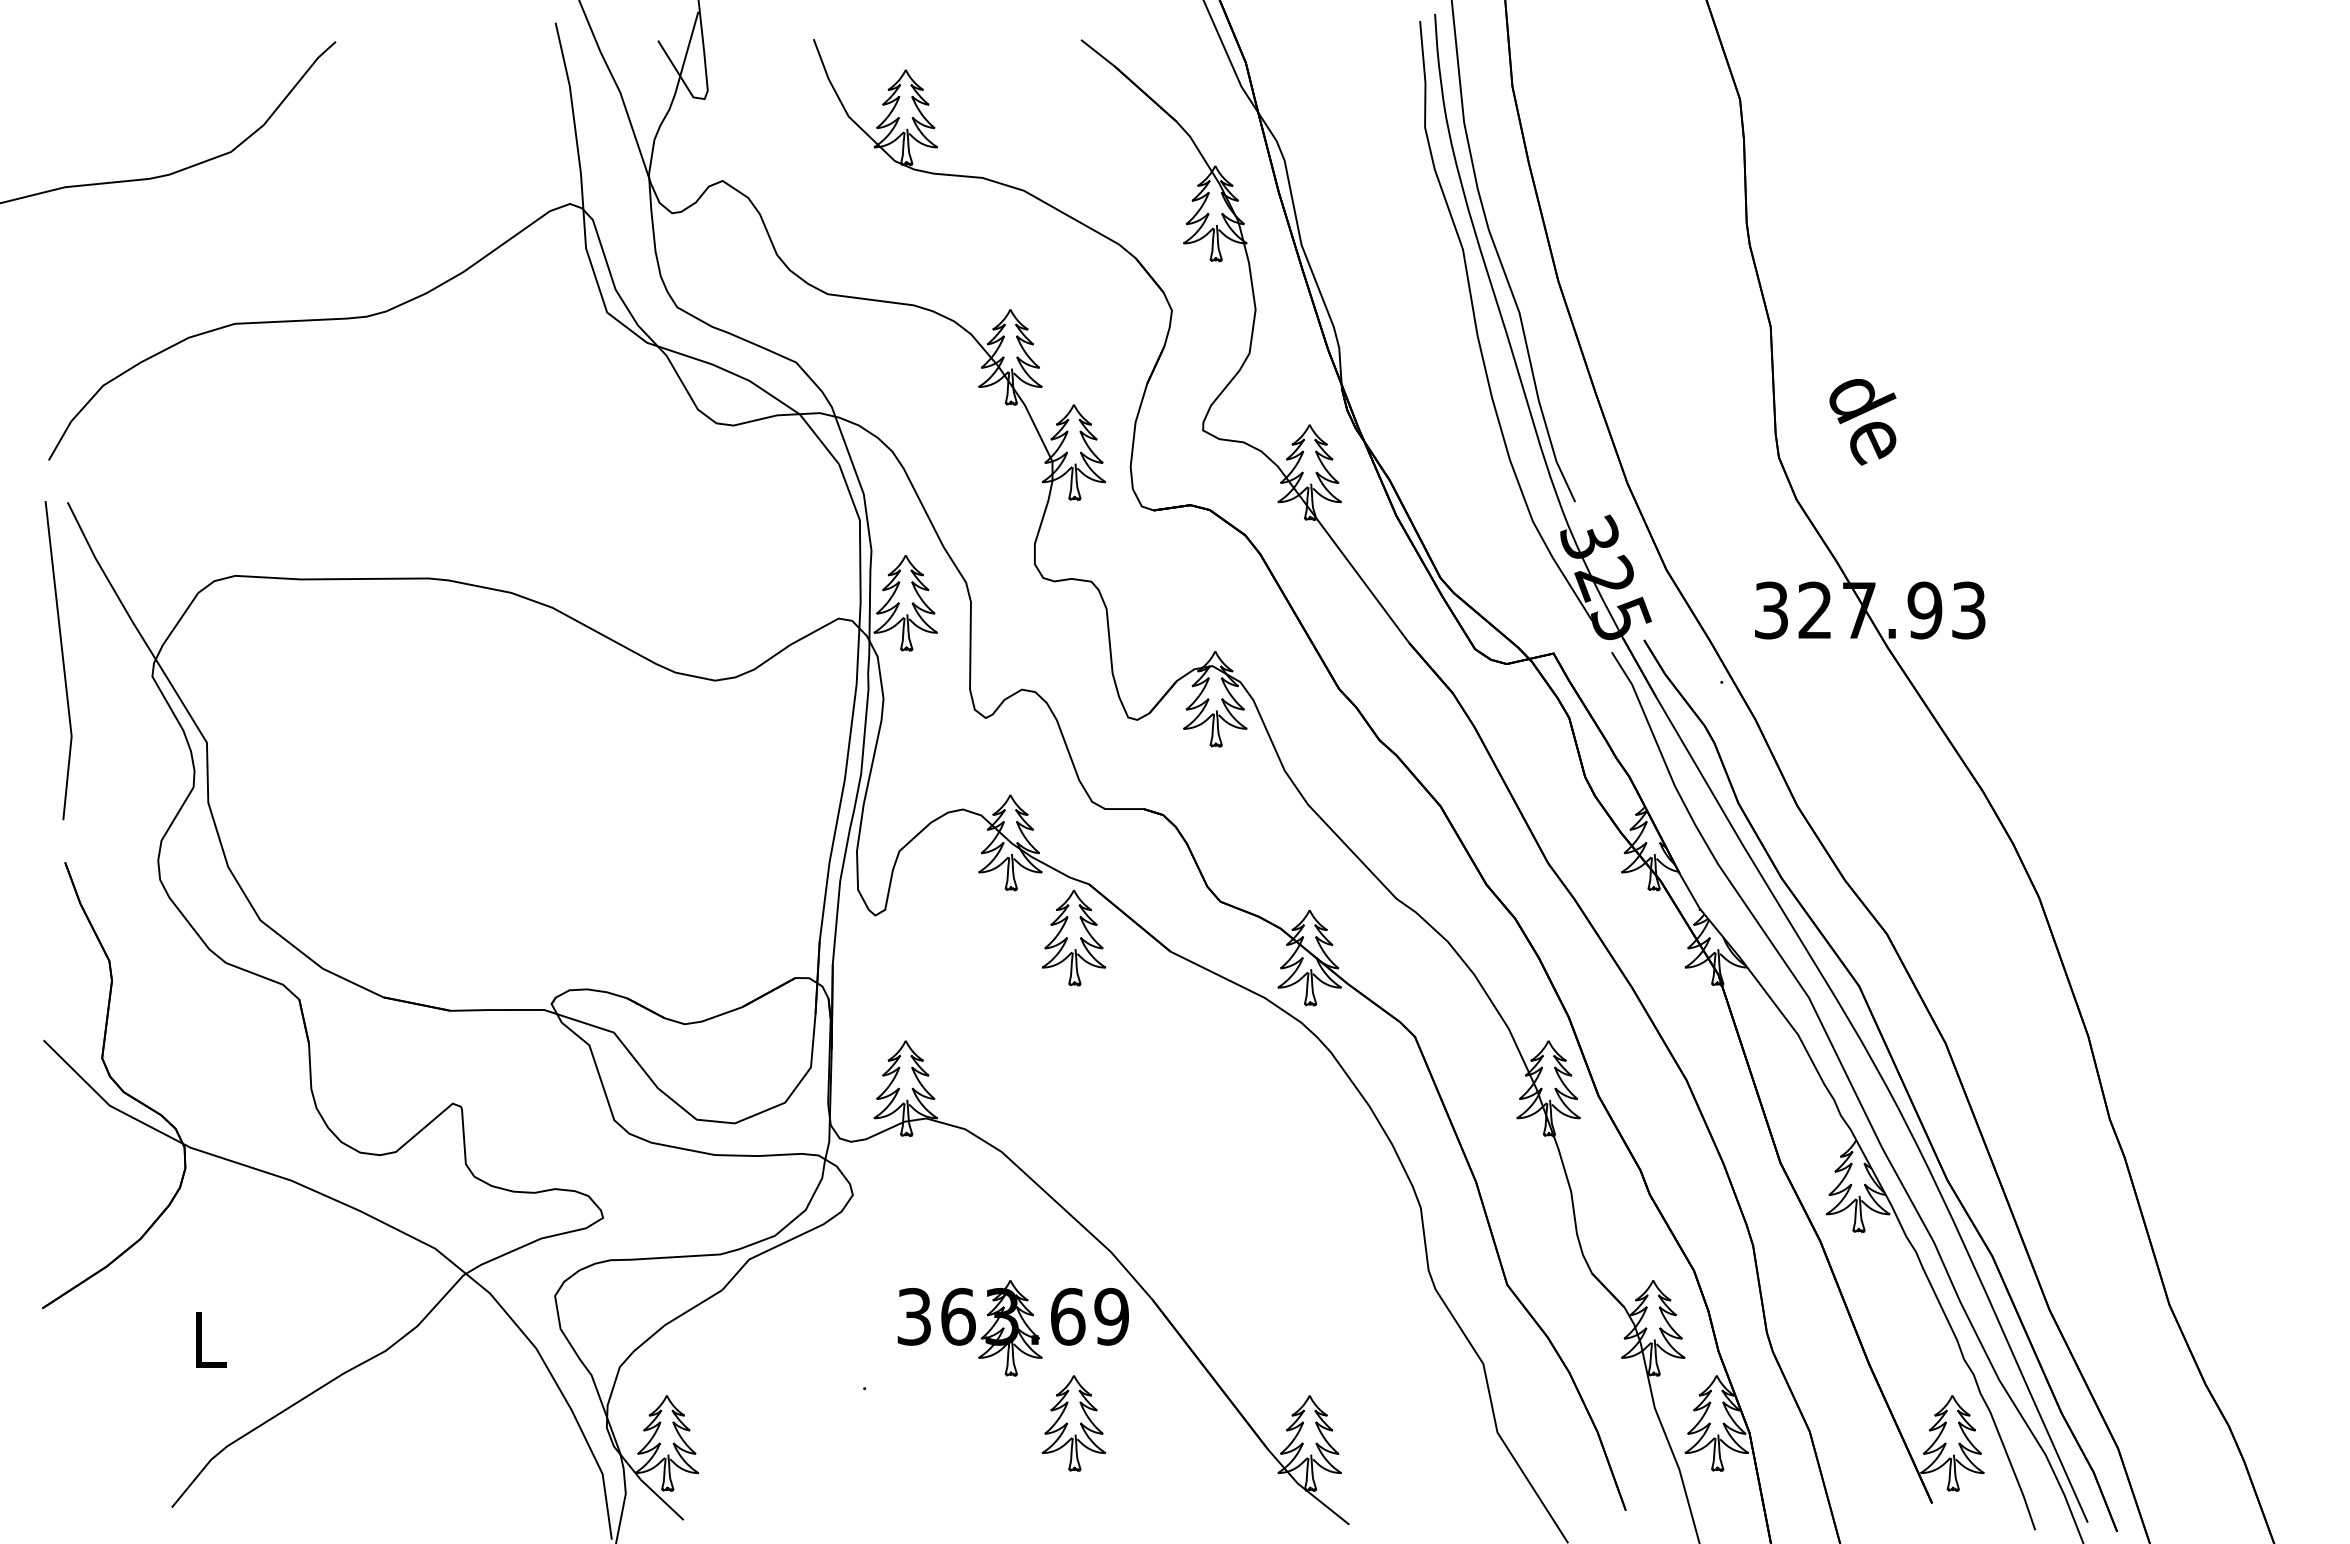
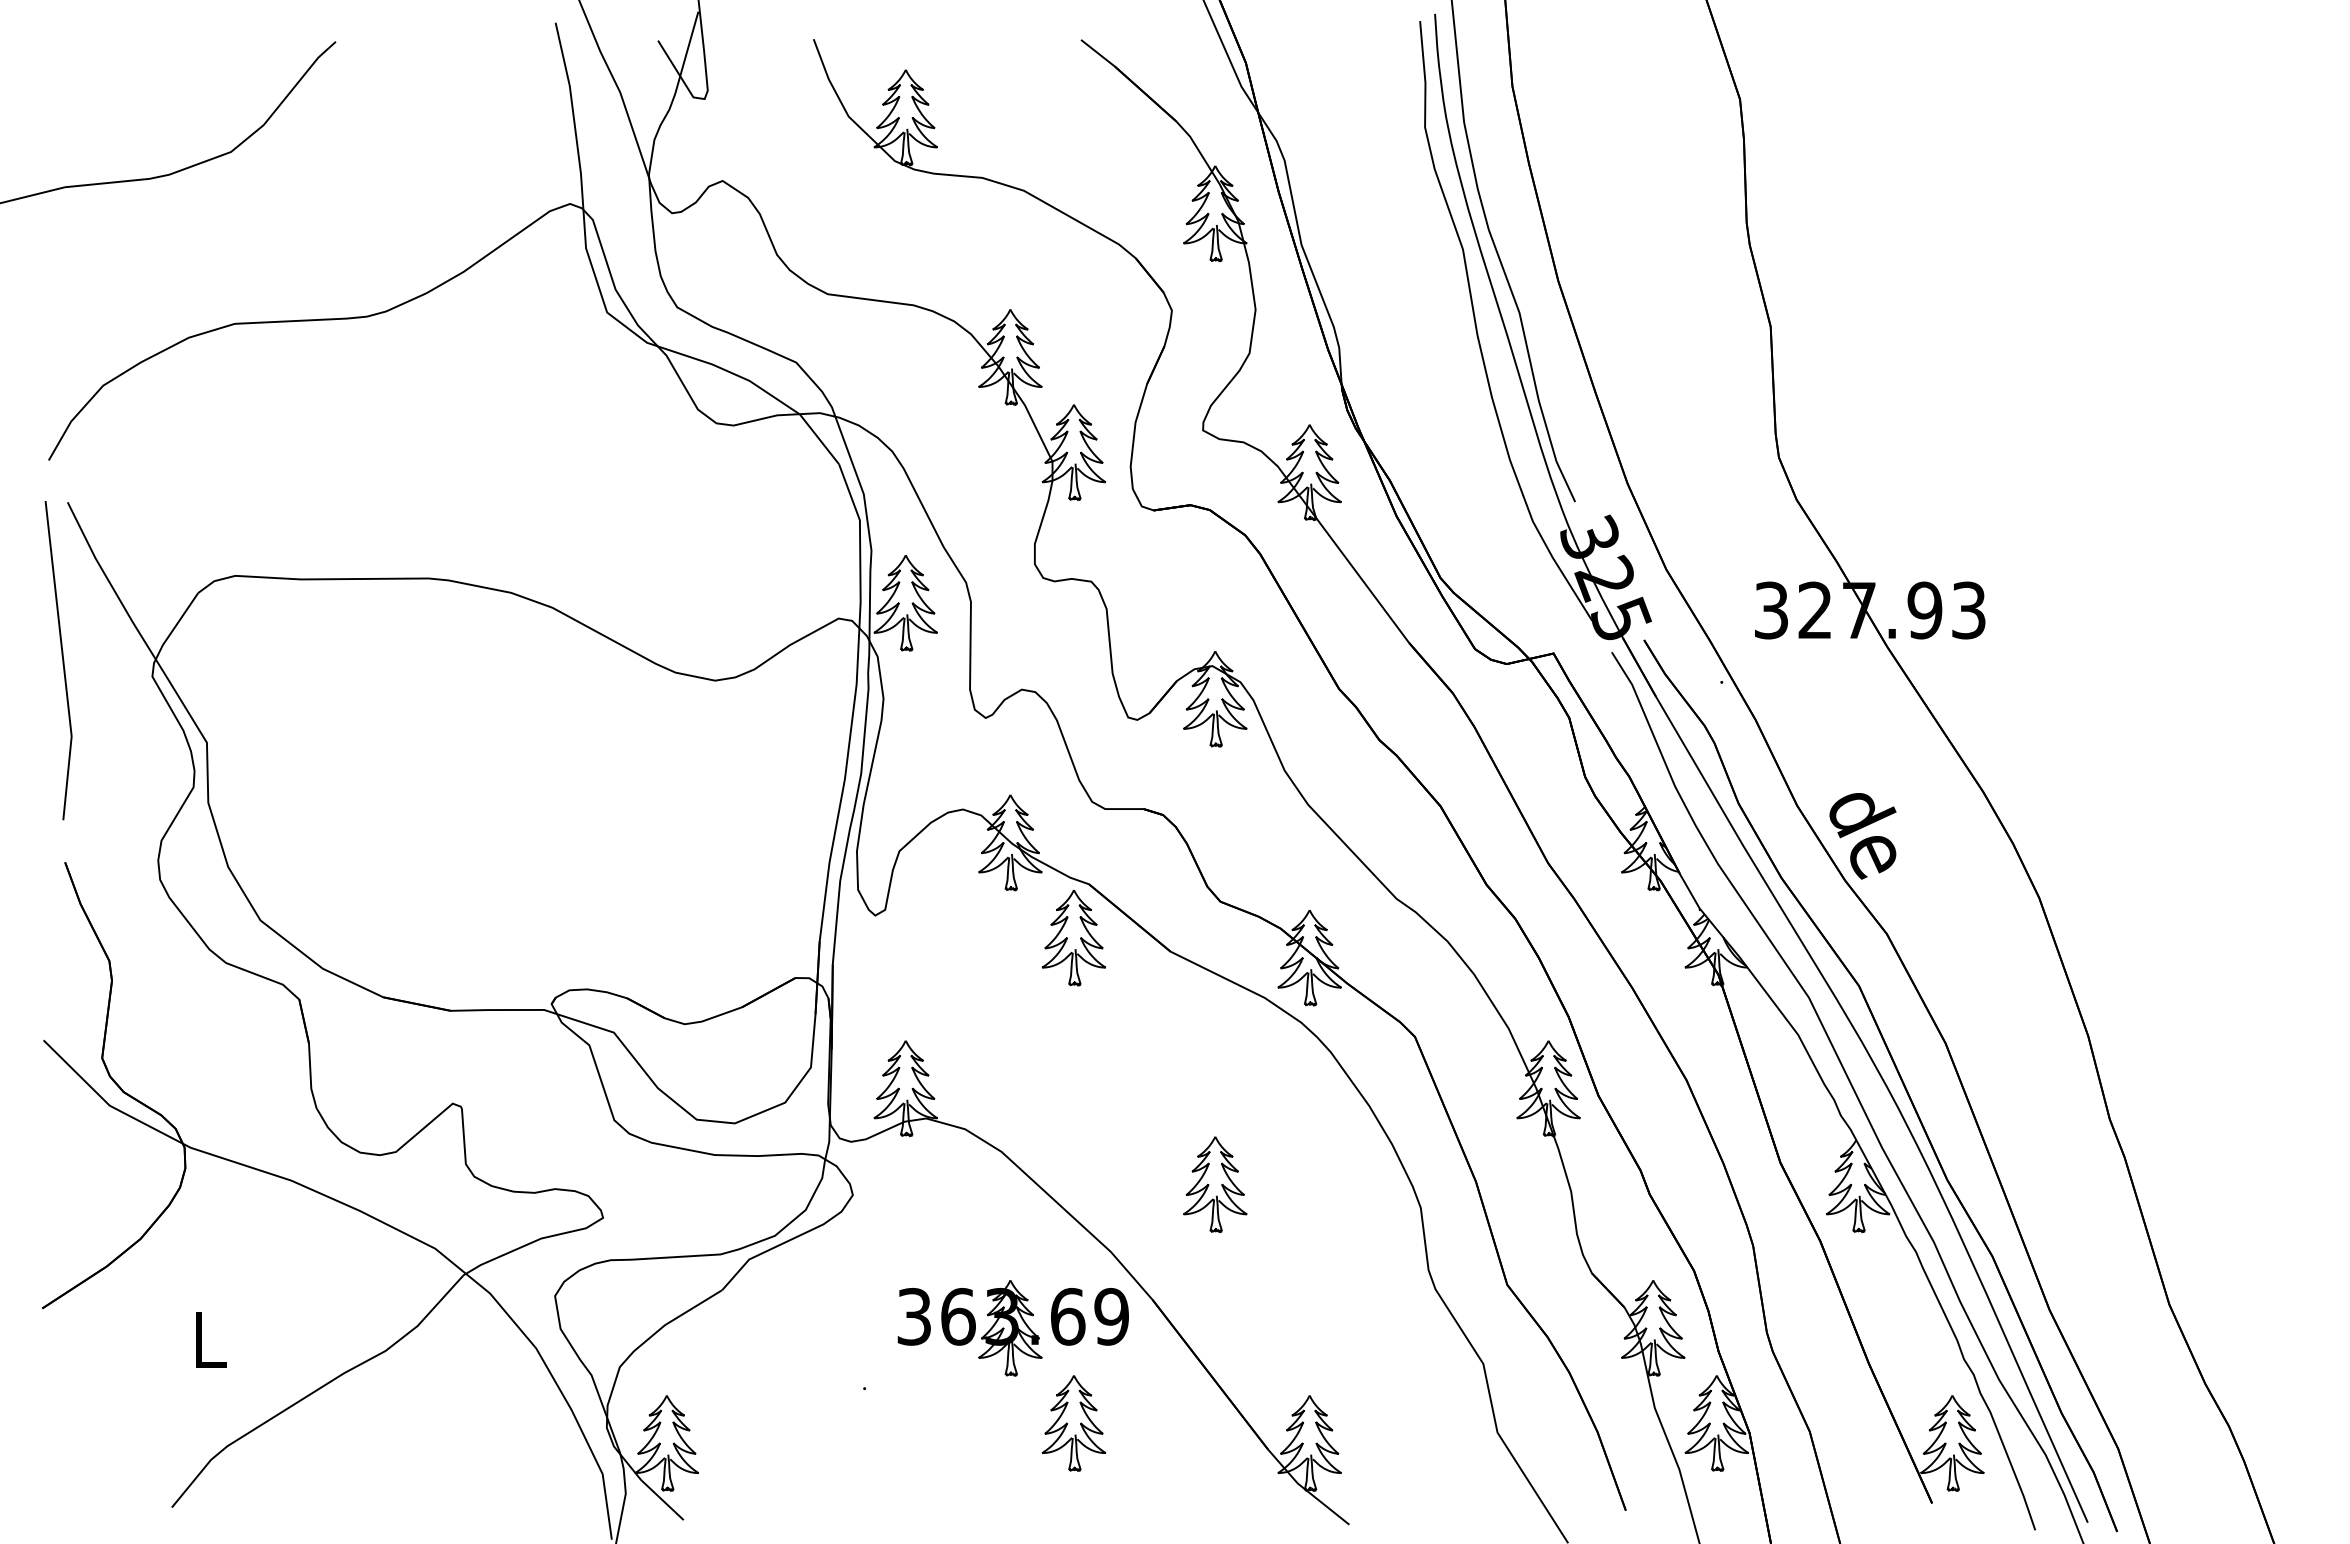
text position: (1862, 422) -> (1862, 836) (1862, 836)
part: none -> present (1215, 1184)
